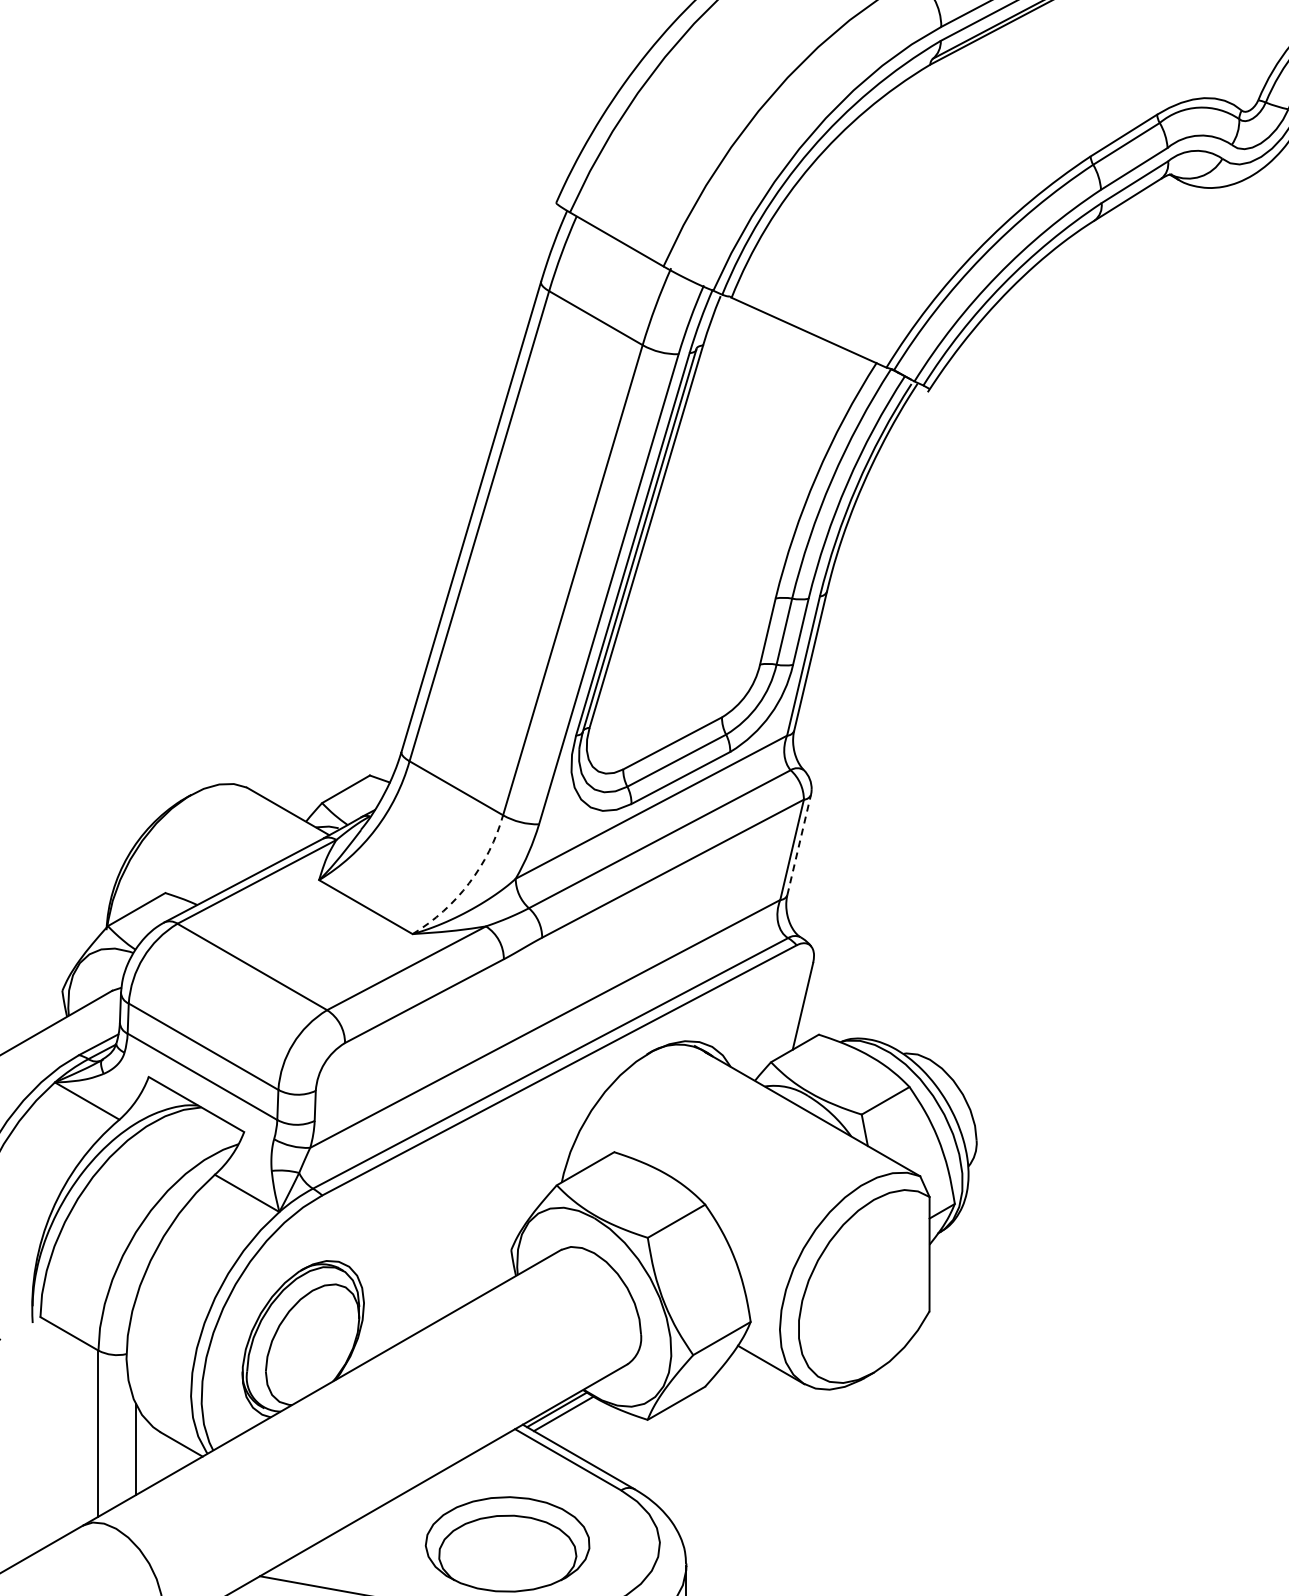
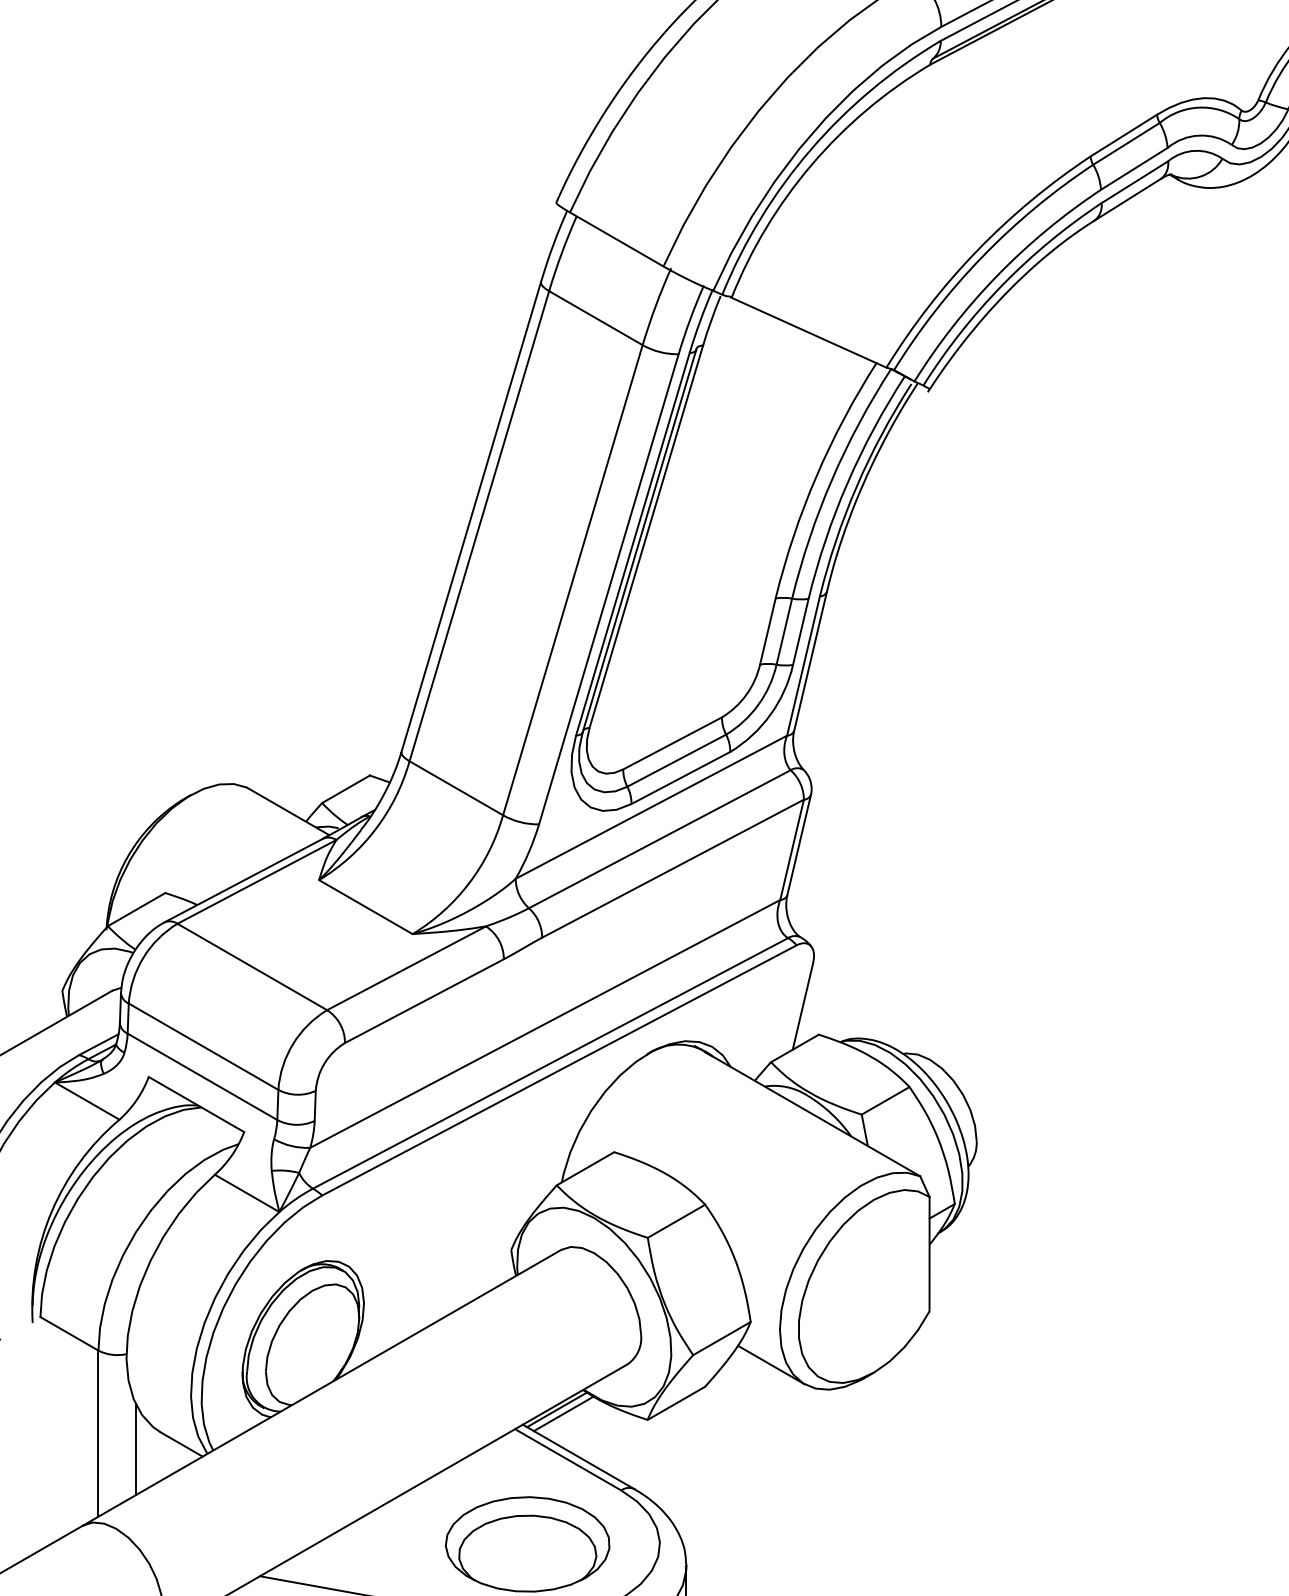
line: dashed -> solid (799, 845)
arc: dashed -> solid (469, 883)
part position: (507, 1544) -> (527, 1544) (527, 1544)
